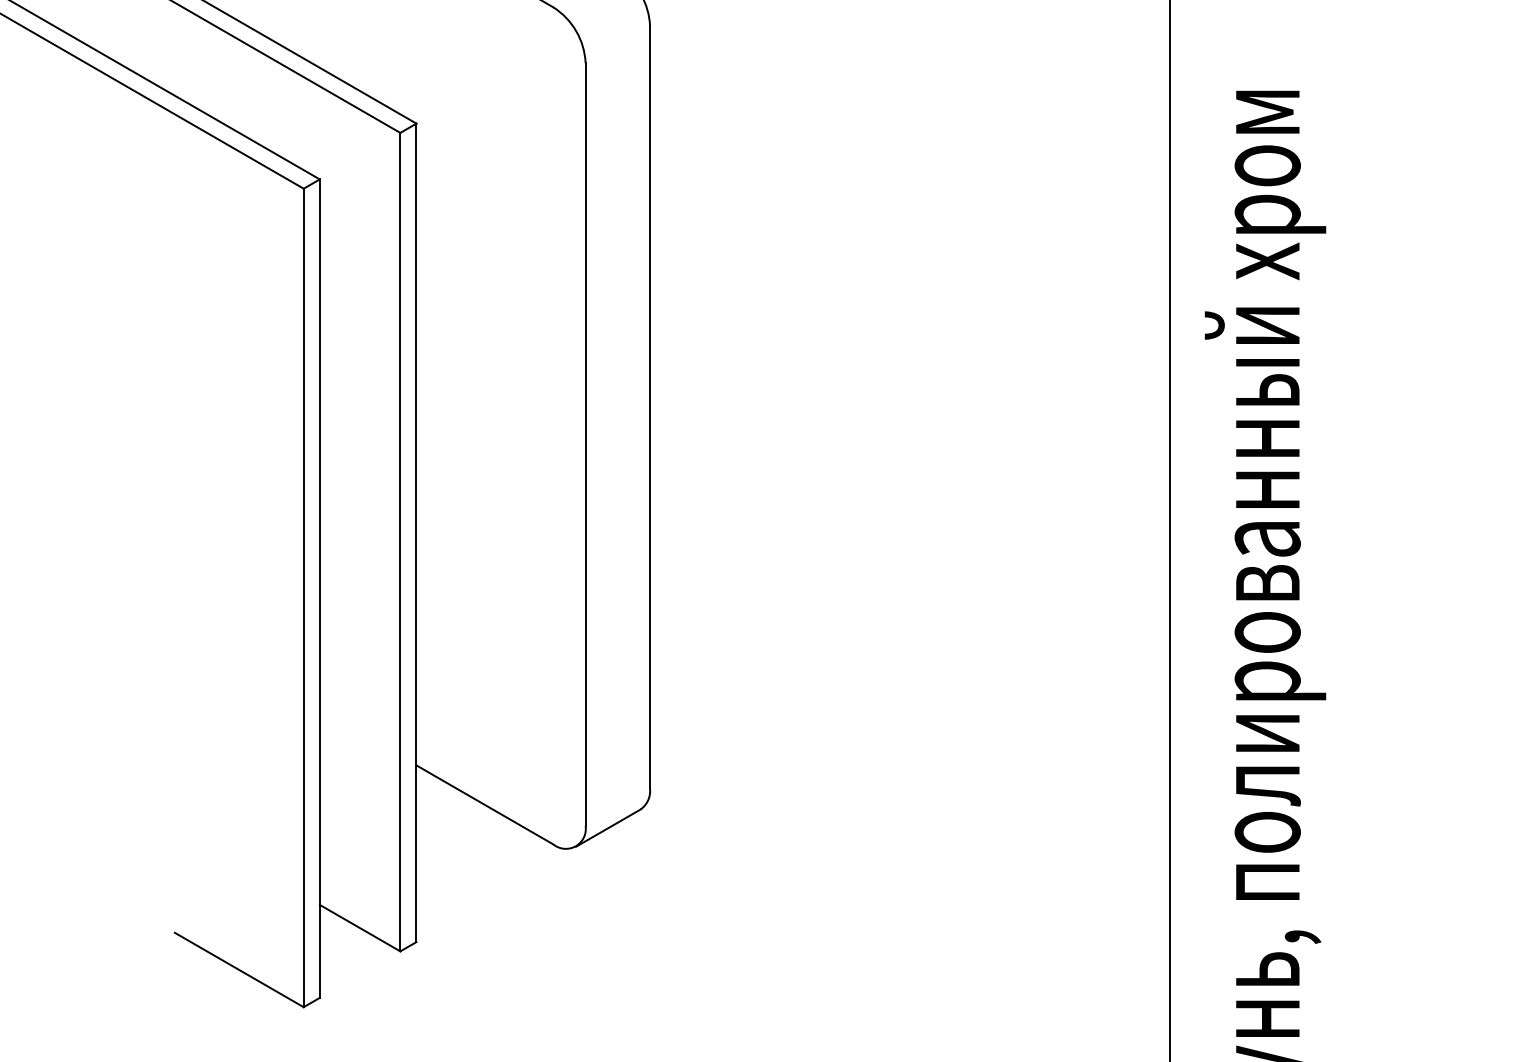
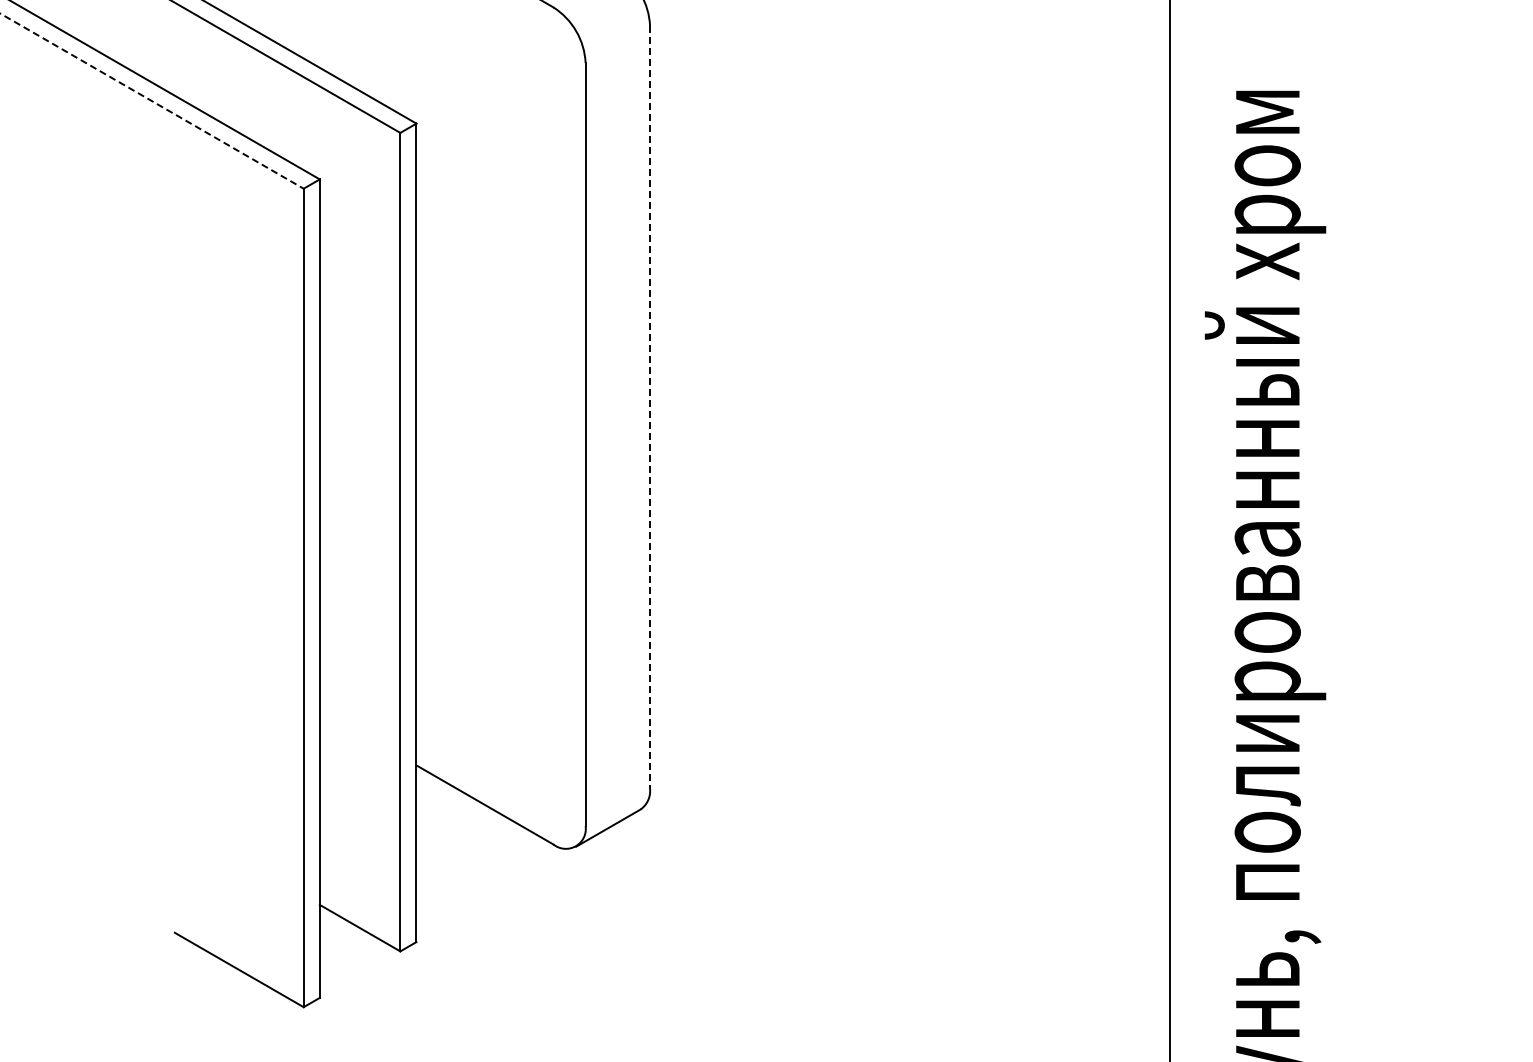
line: solid -> dashed (152, 101)
line: solid -> dashed (650, 407)
